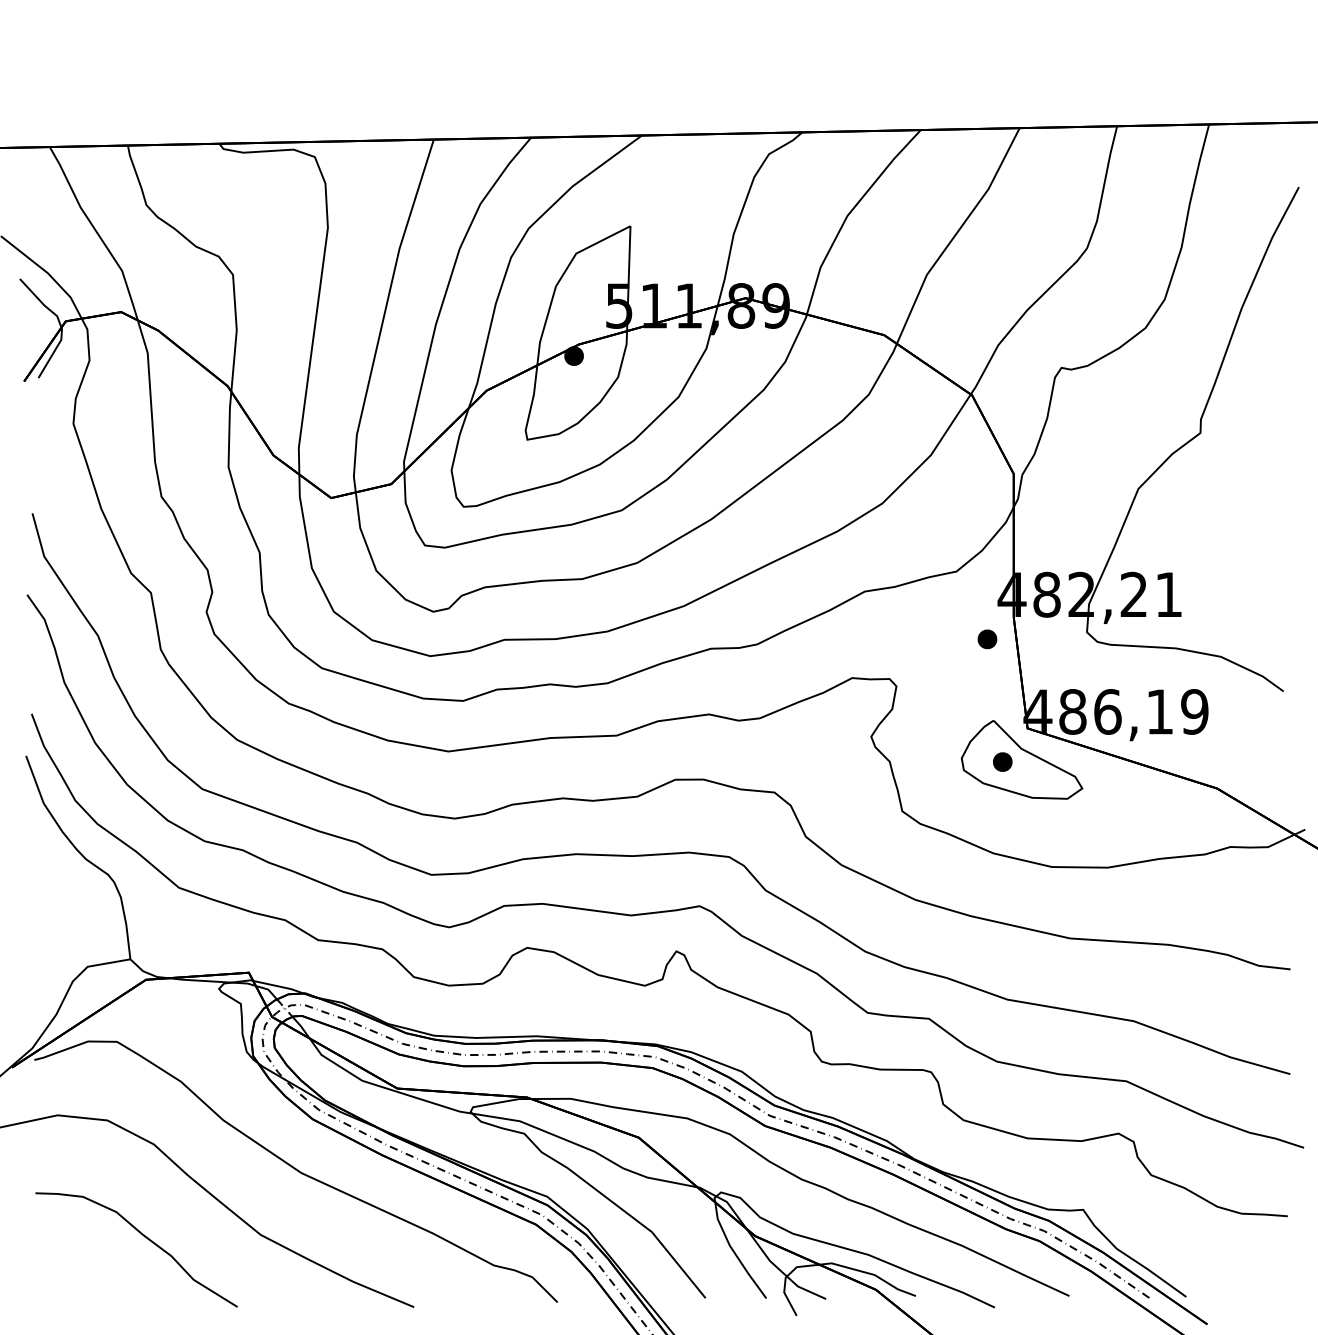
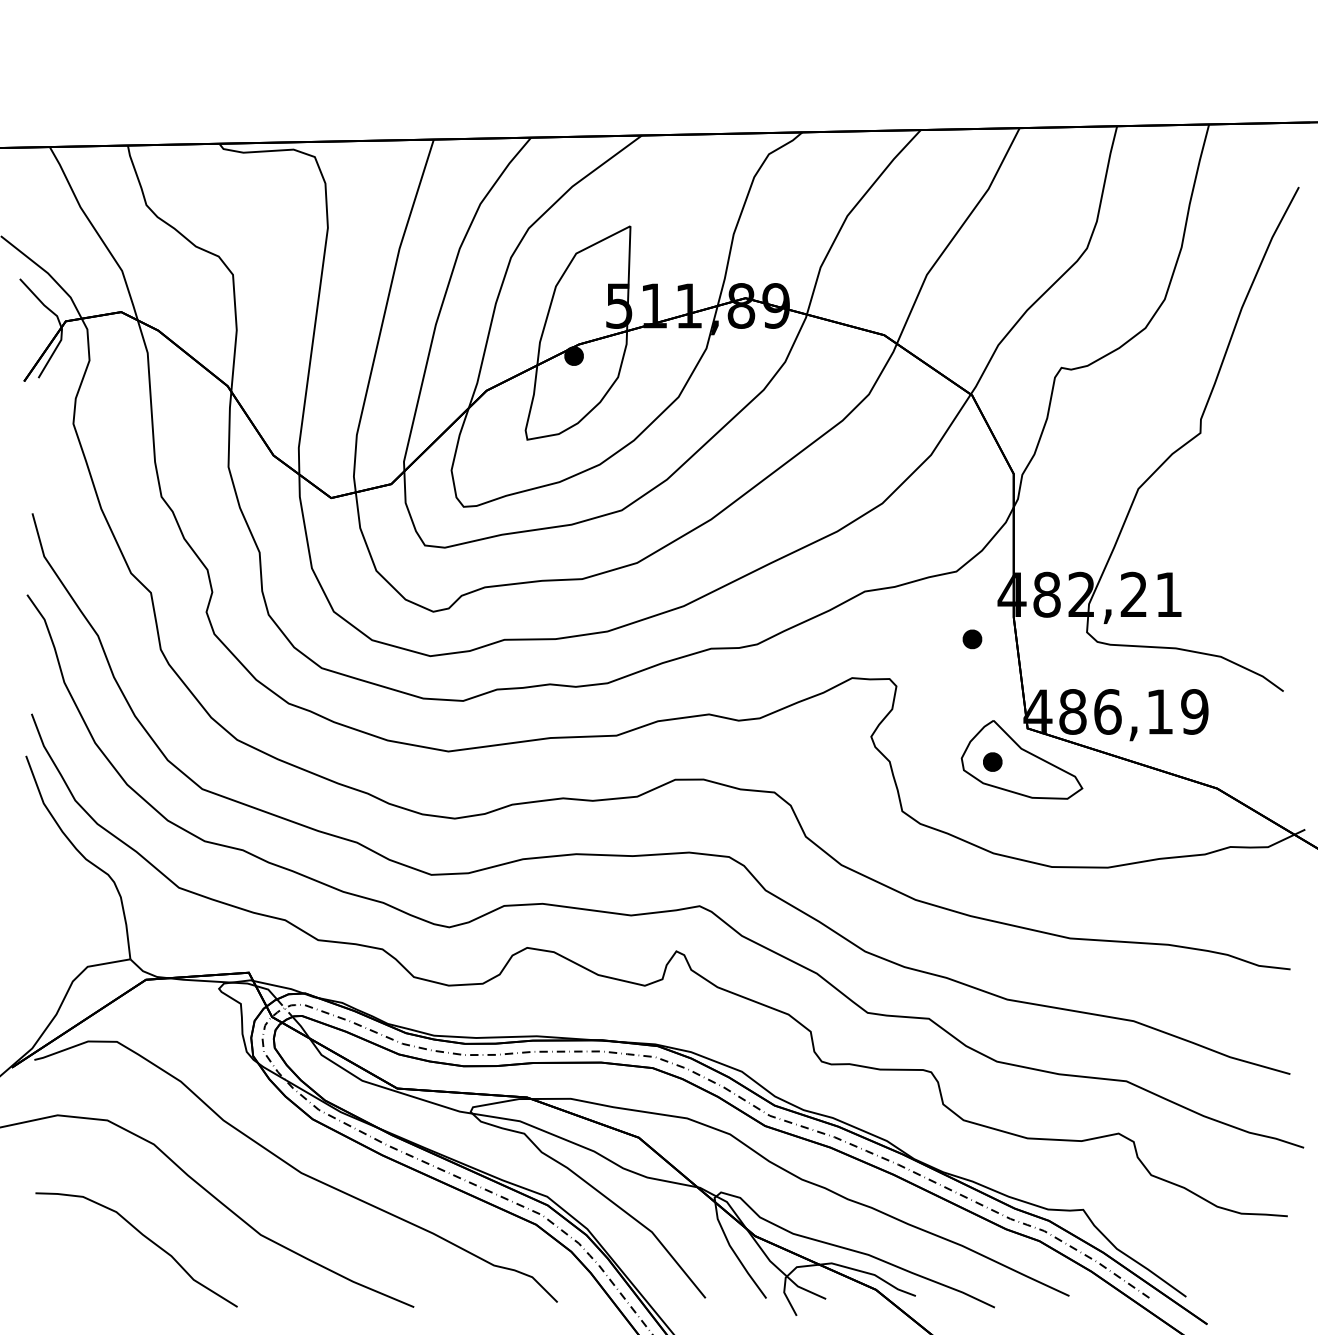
part position: (987, 639) -> (972, 639) (972, 639)
part position: (1002, 761) -> (992, 761) (992, 761)
